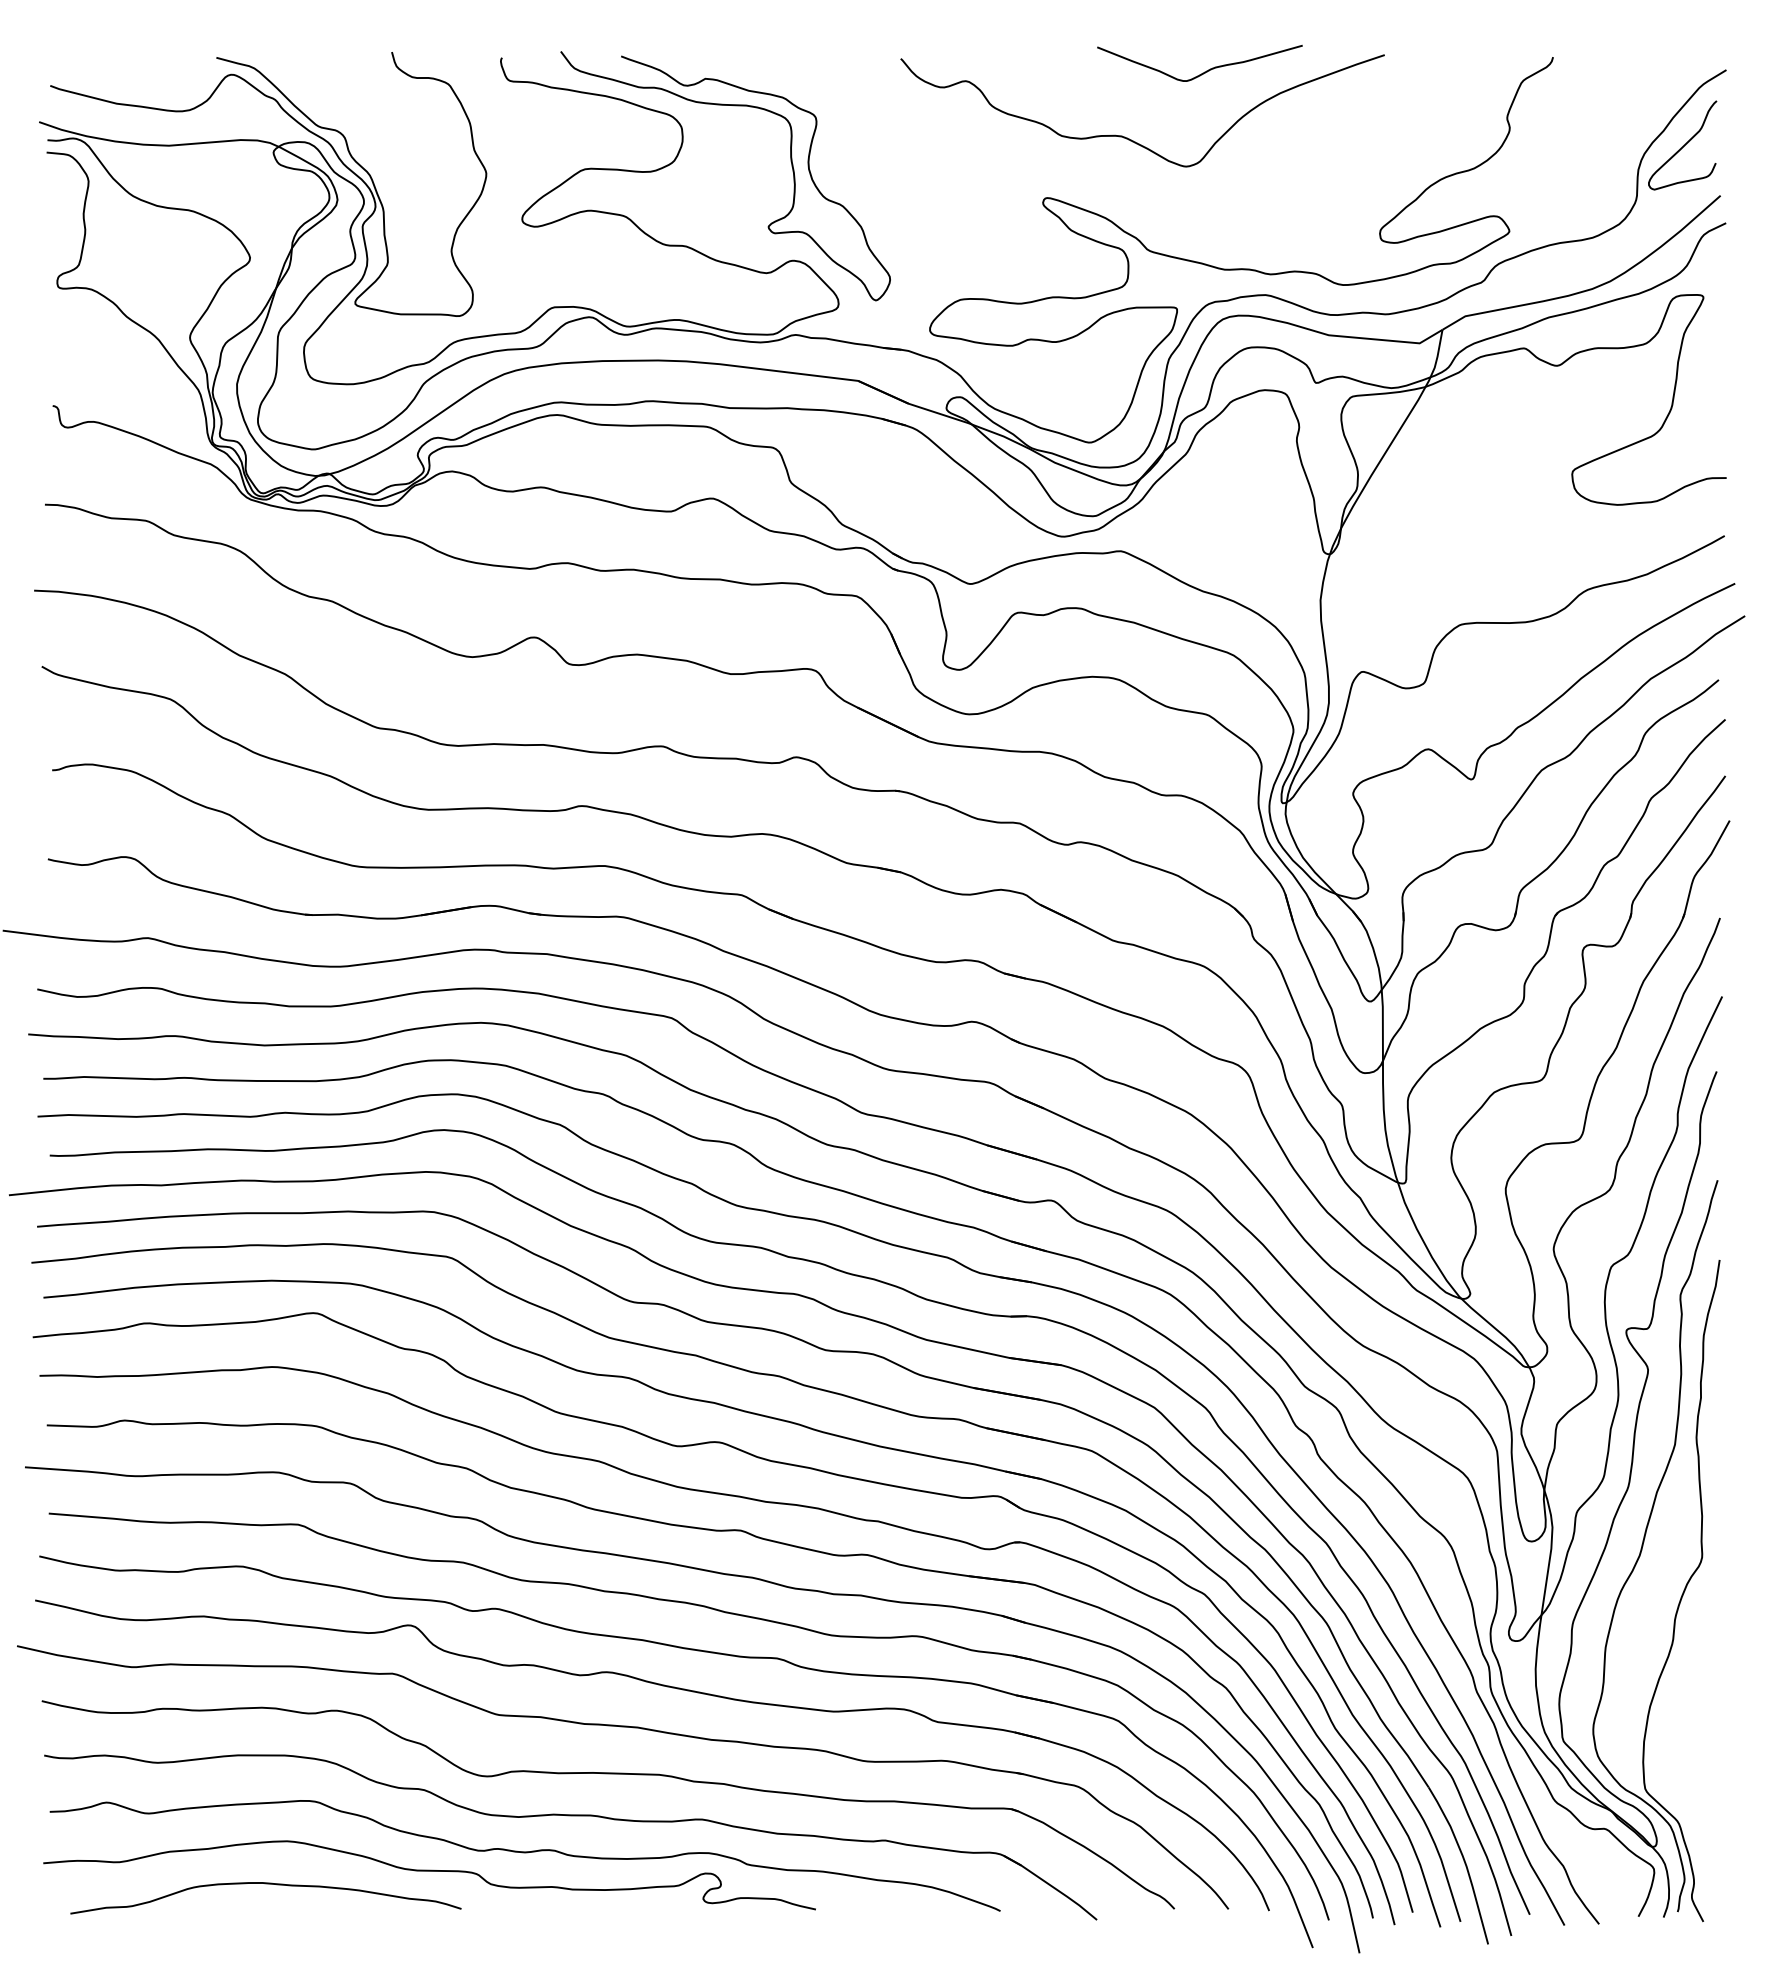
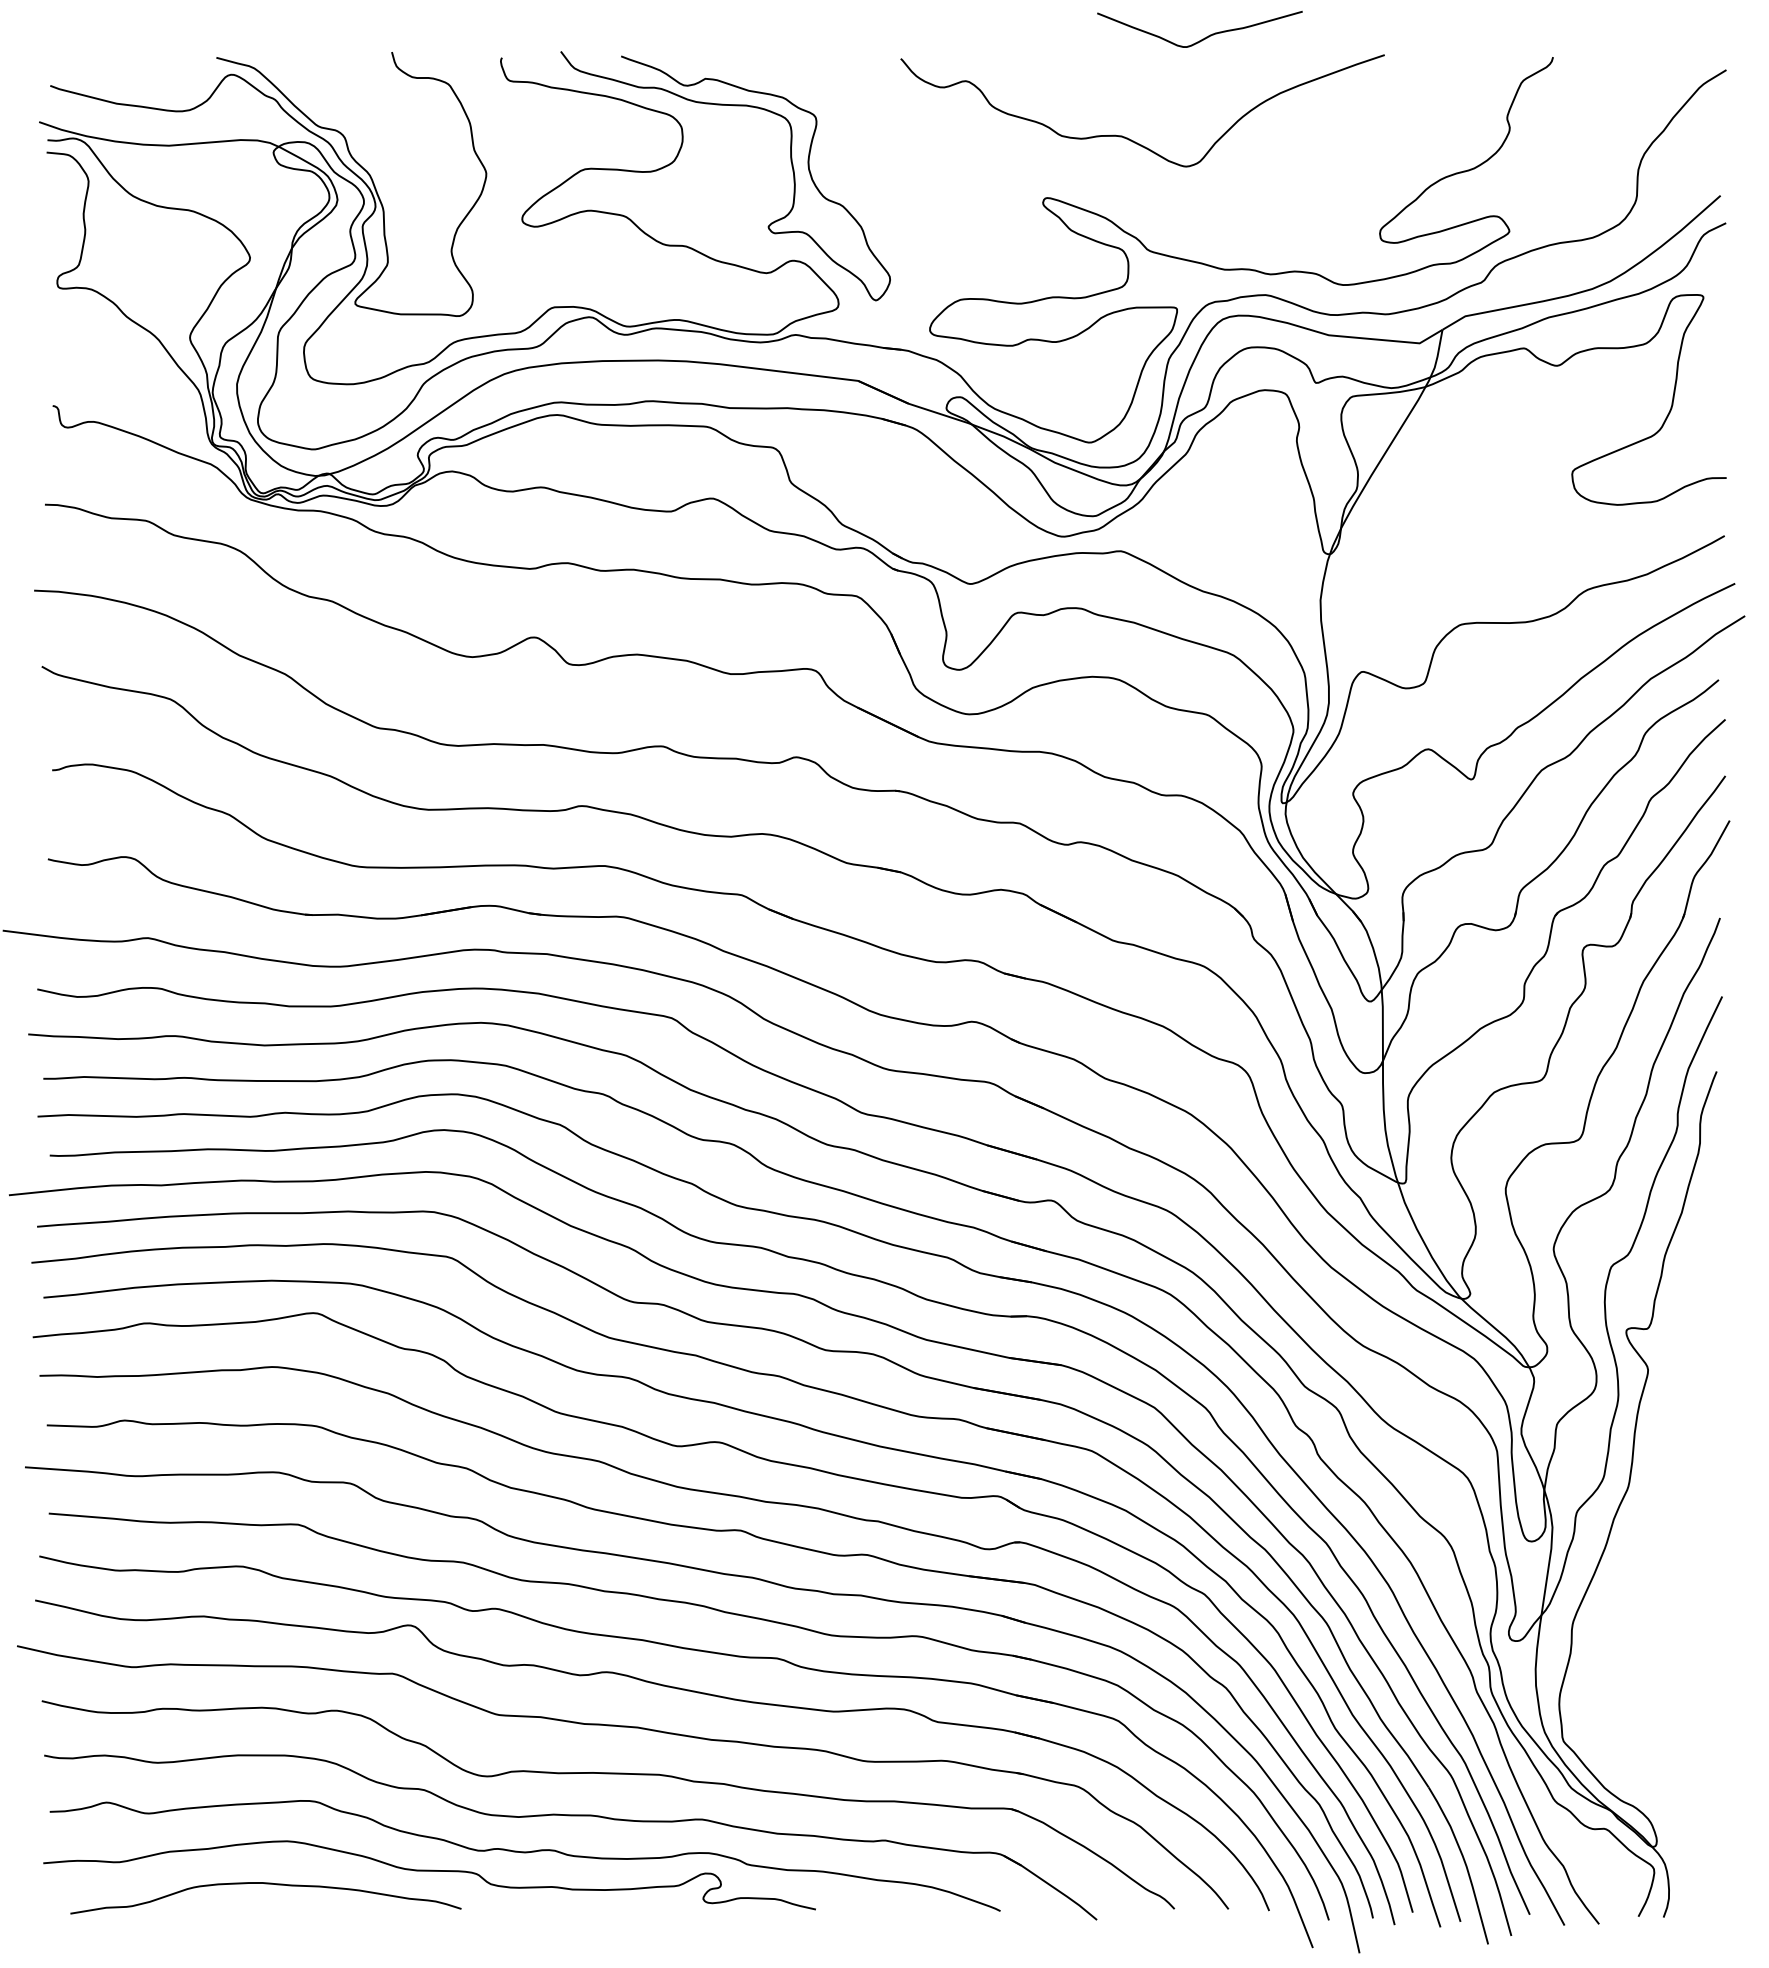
curve position: (1204, 71) -> (1204, 37) (1204, 37)
curve: present -> none (1683, 145)
part: present -> none (1643, 1546)
